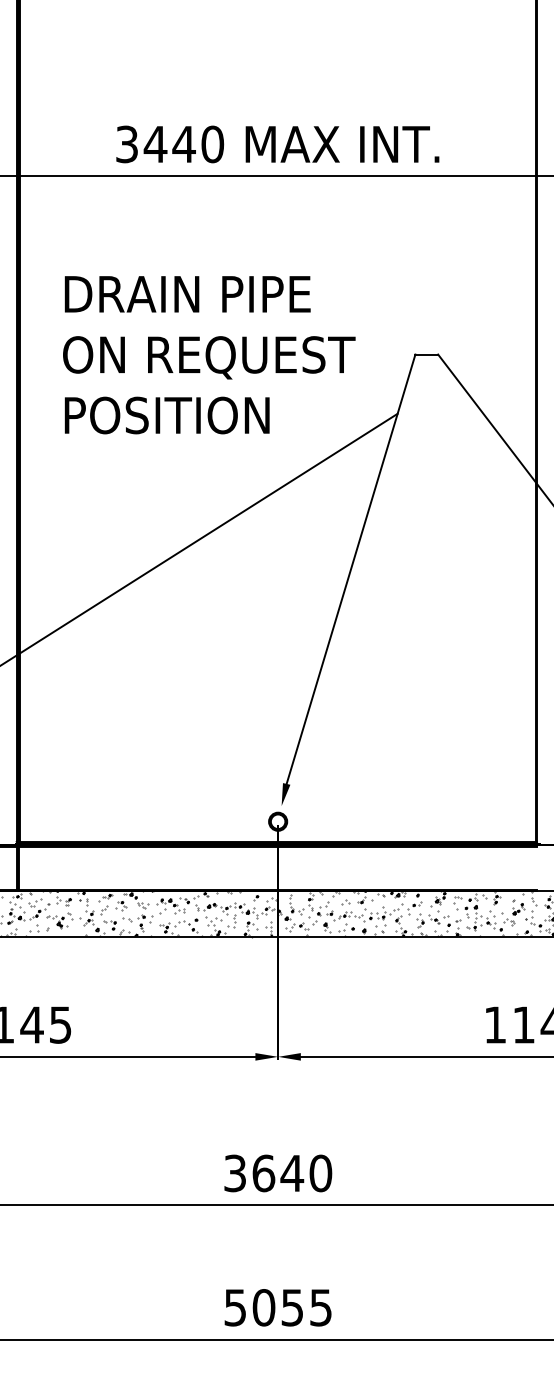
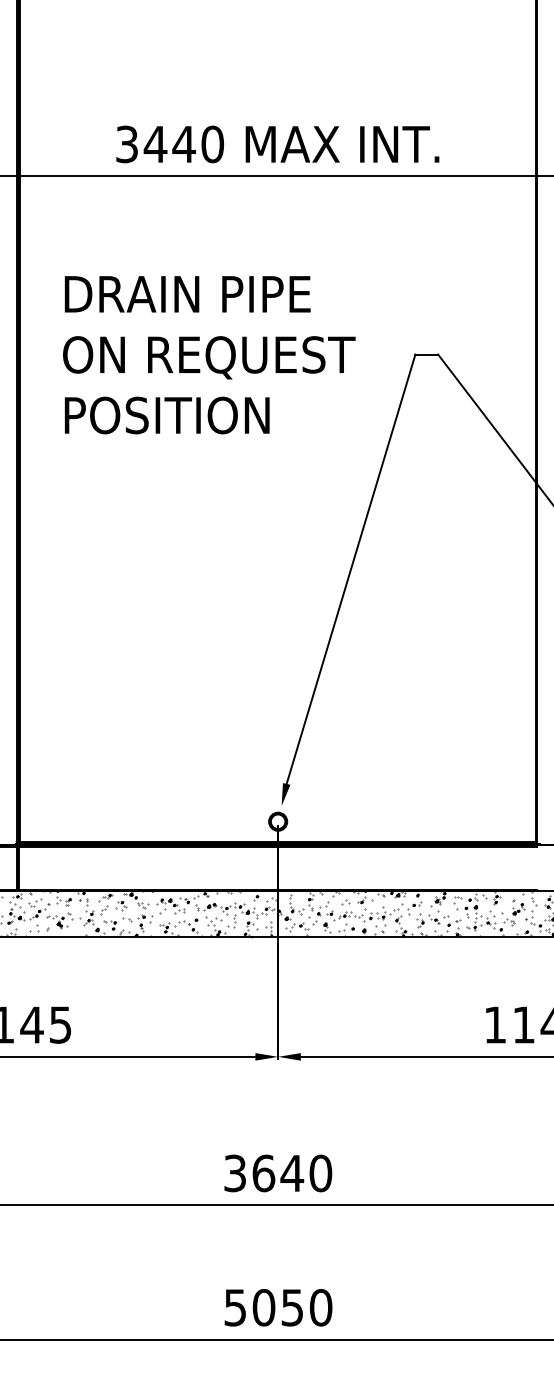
line: present -> none (199, 538)
text: 5055 -> 5050 (320, 1307)
